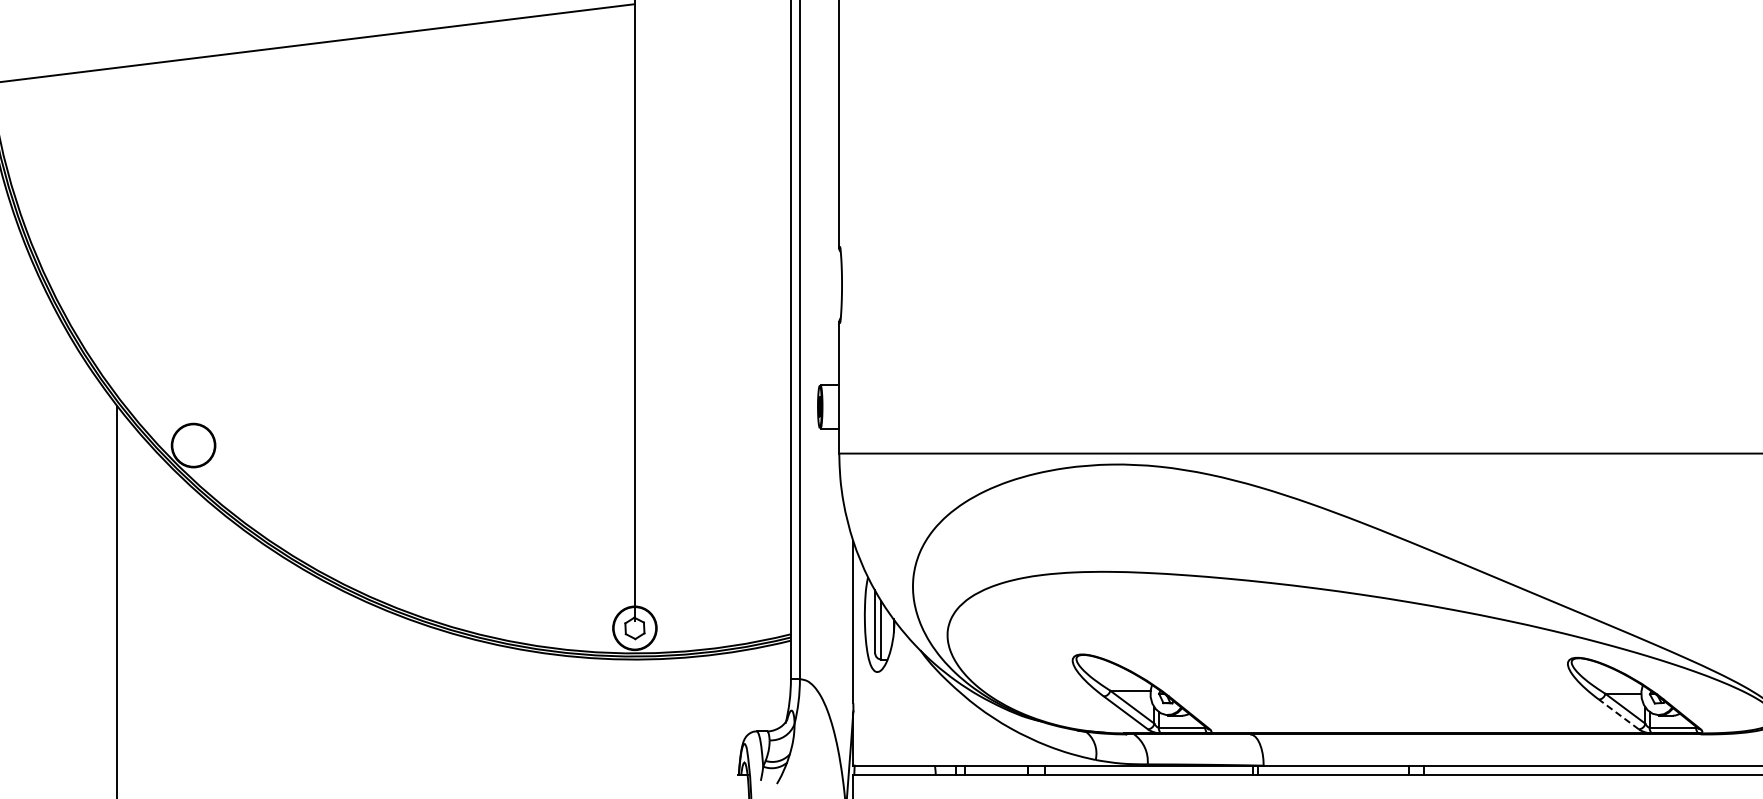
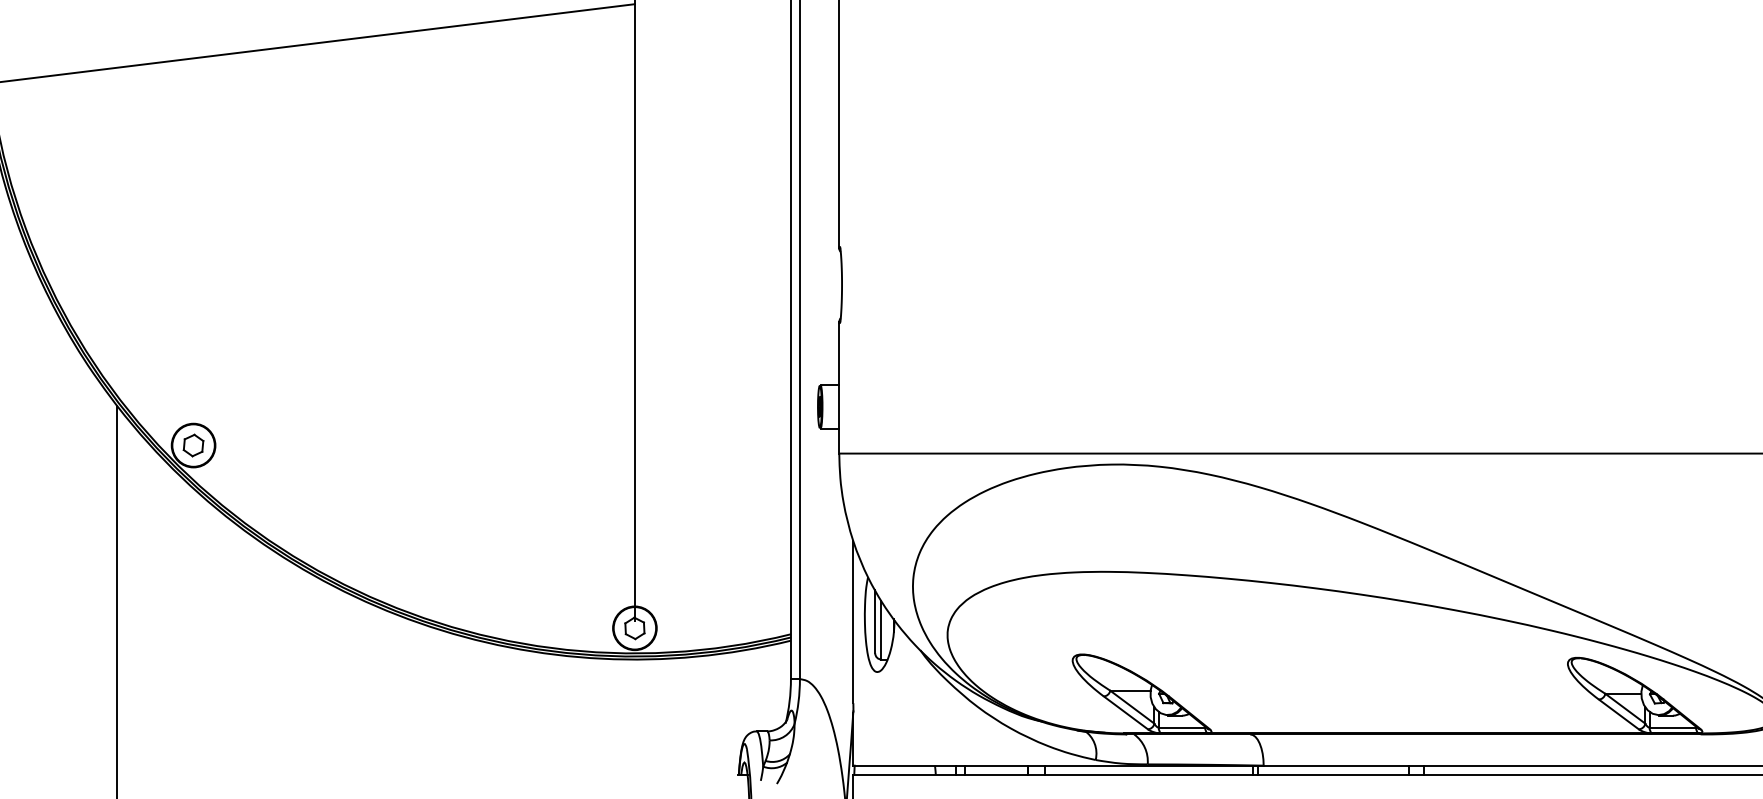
part: none -> present (193, 445)
line: dashed -> solid (1618, 714)
